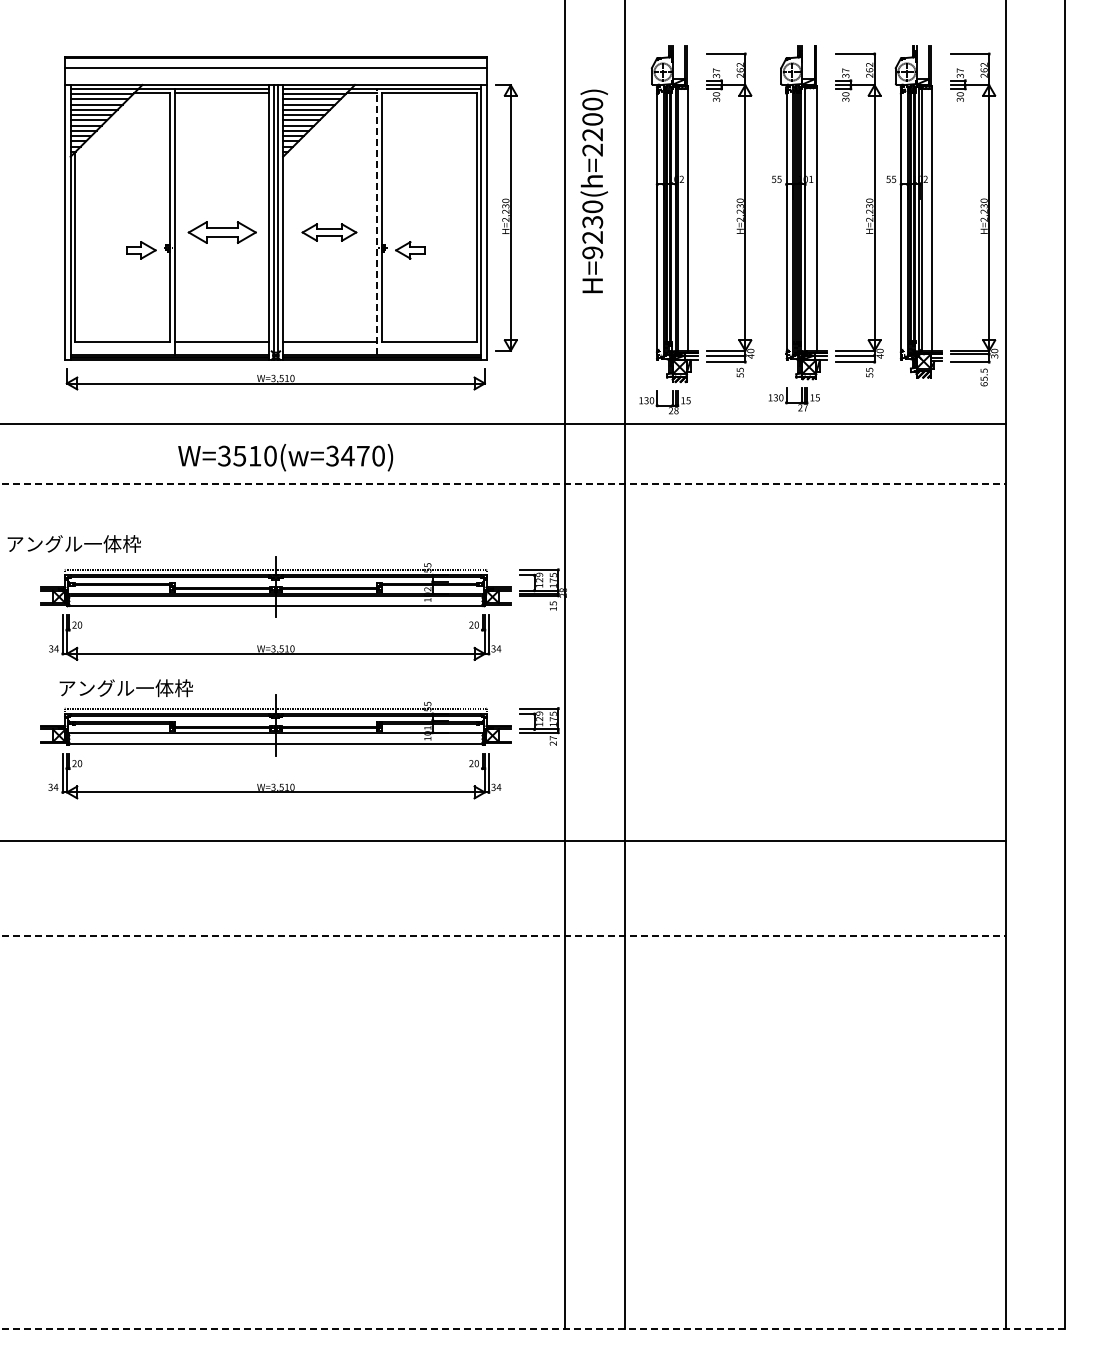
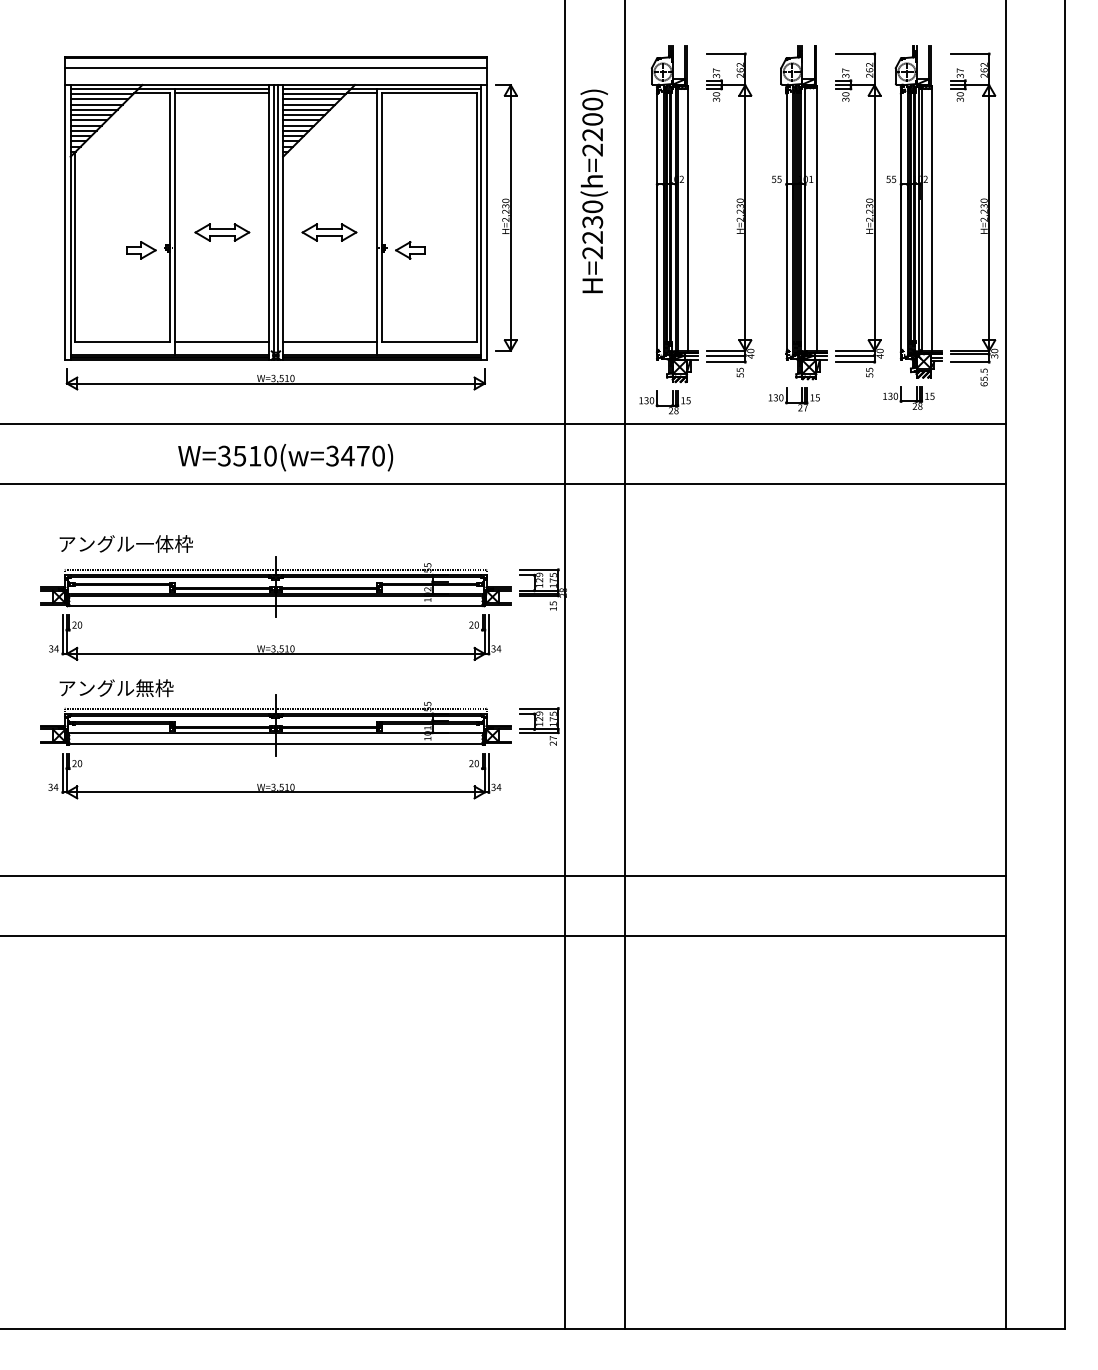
line: dashed -> solid (376, 221)
part size: 70x23 px -> 57x19 px (222, 232)
text: H=9230(h=2200) -> H=2230(h=2200) (592, 252)
part: none -> present (908, 397)
line: dashed -> solid (502, 483)
text position: (73, 543) -> (125, 543) (125, 543)
text: アングル一体枠 -> アングル無枠 (164, 688)
line position: (503, 841) -> (503, 876) (503, 876)
line: dashed -> solid (502, 935)
line: dashed -> solid (533, 1328)
